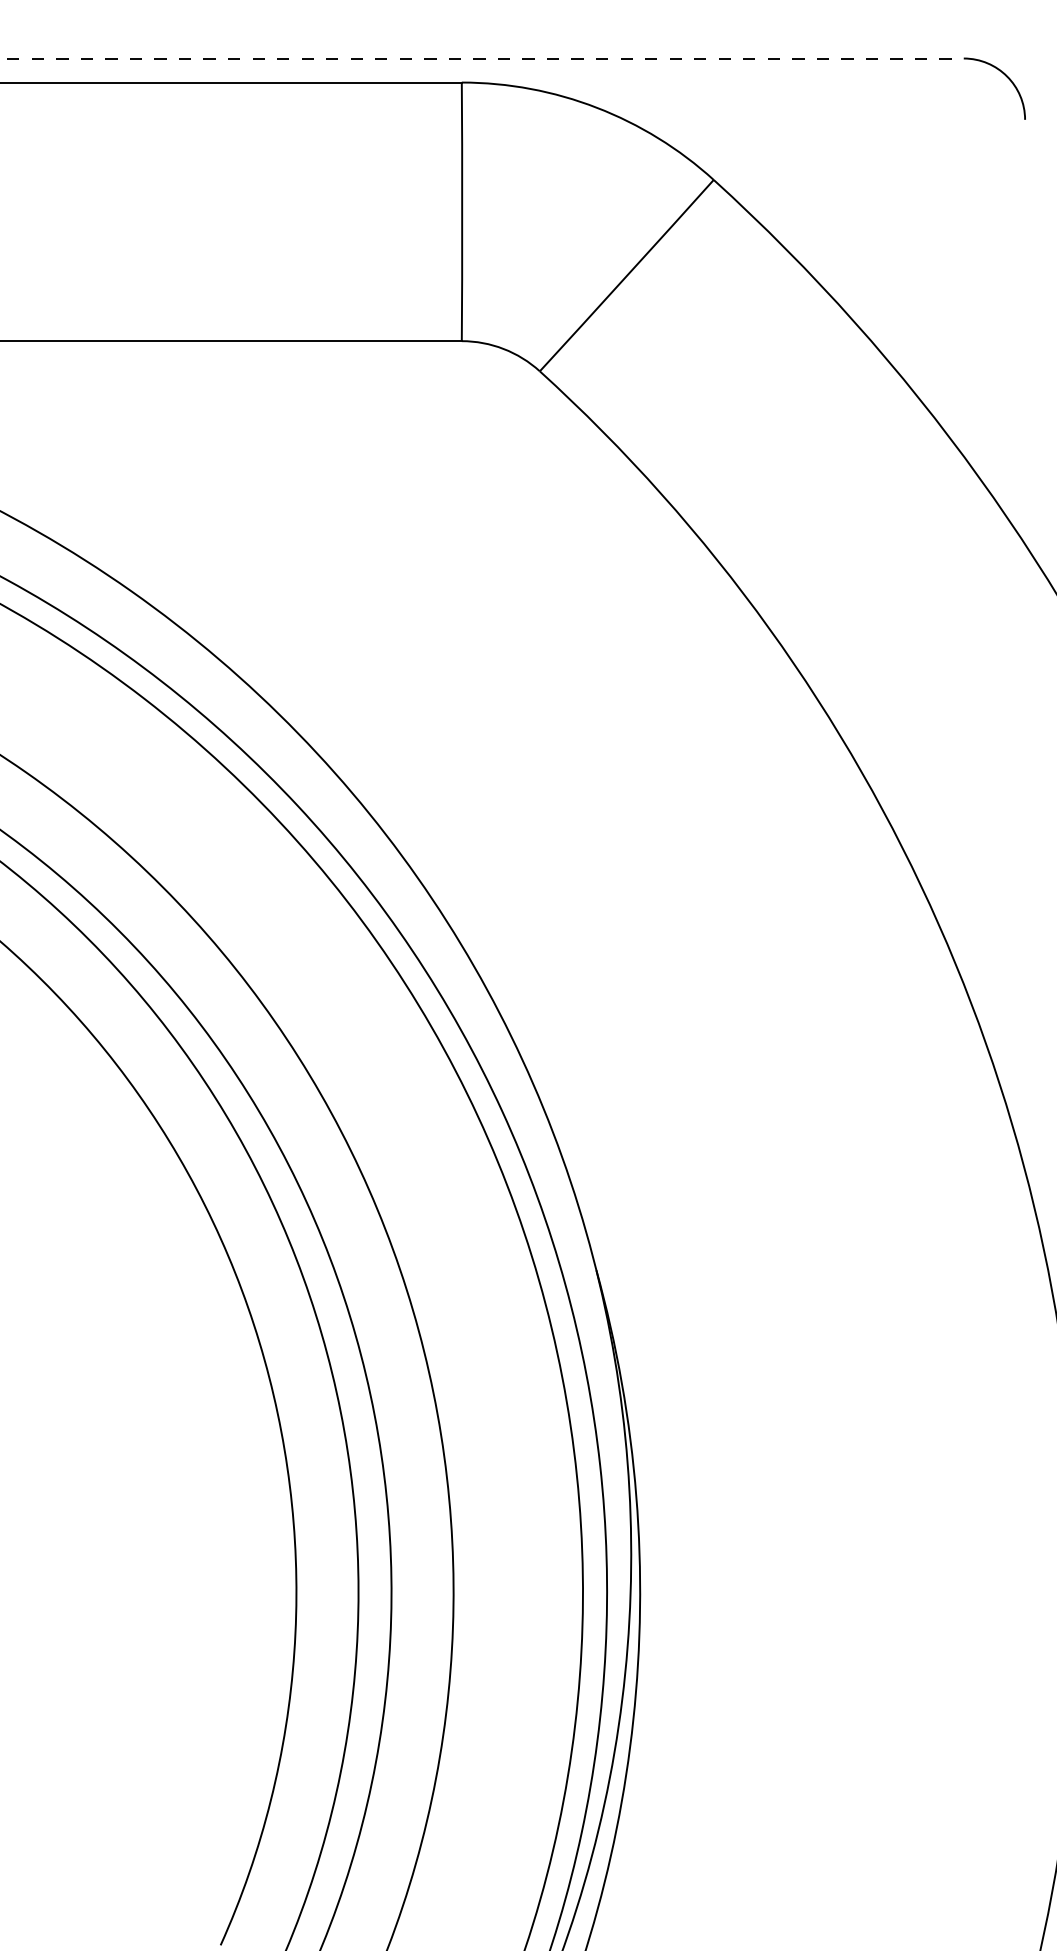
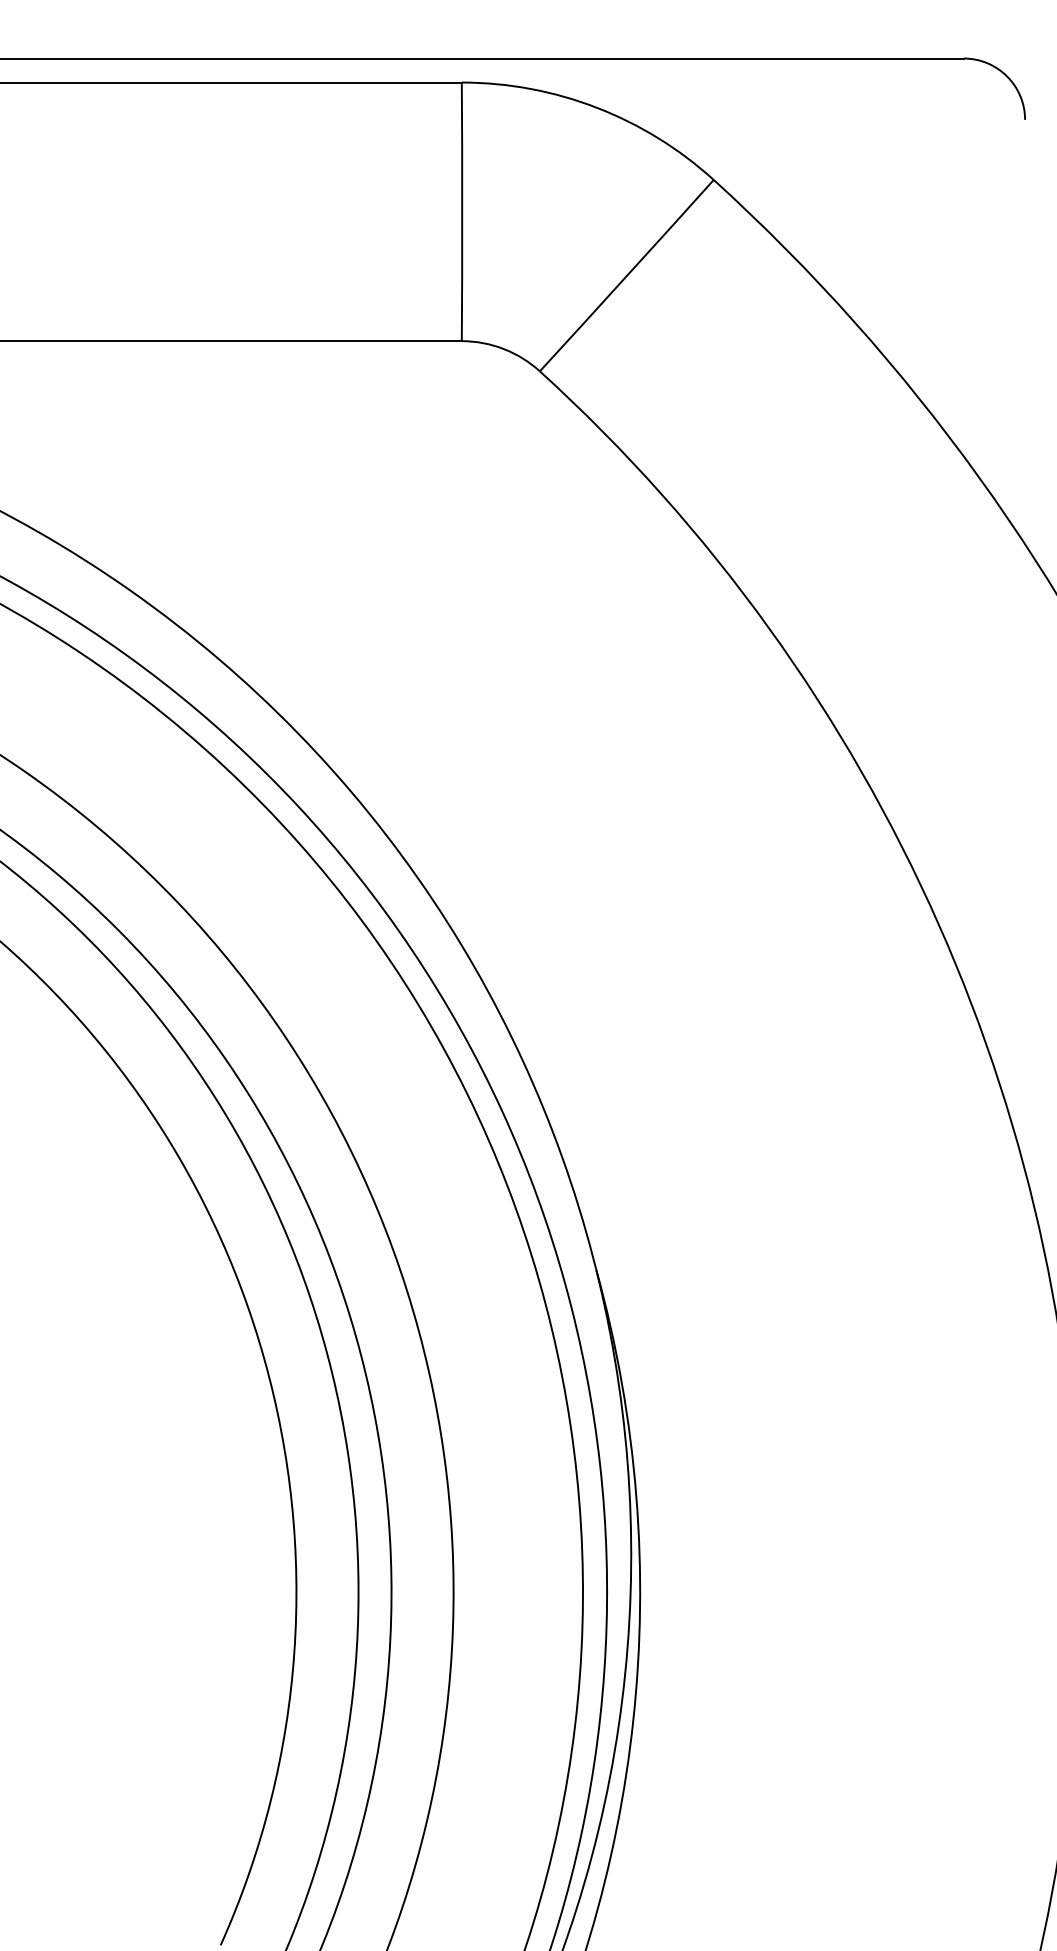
line: dashed -> solid (482, 58)
